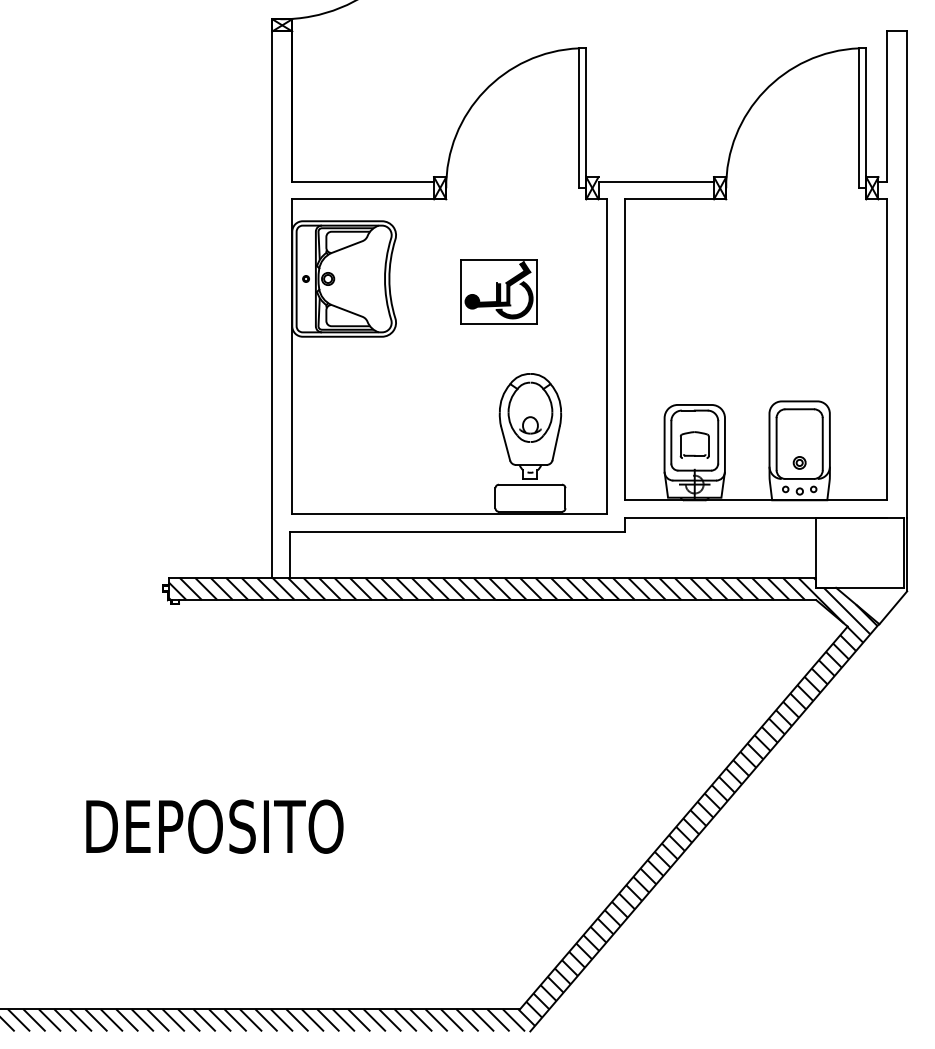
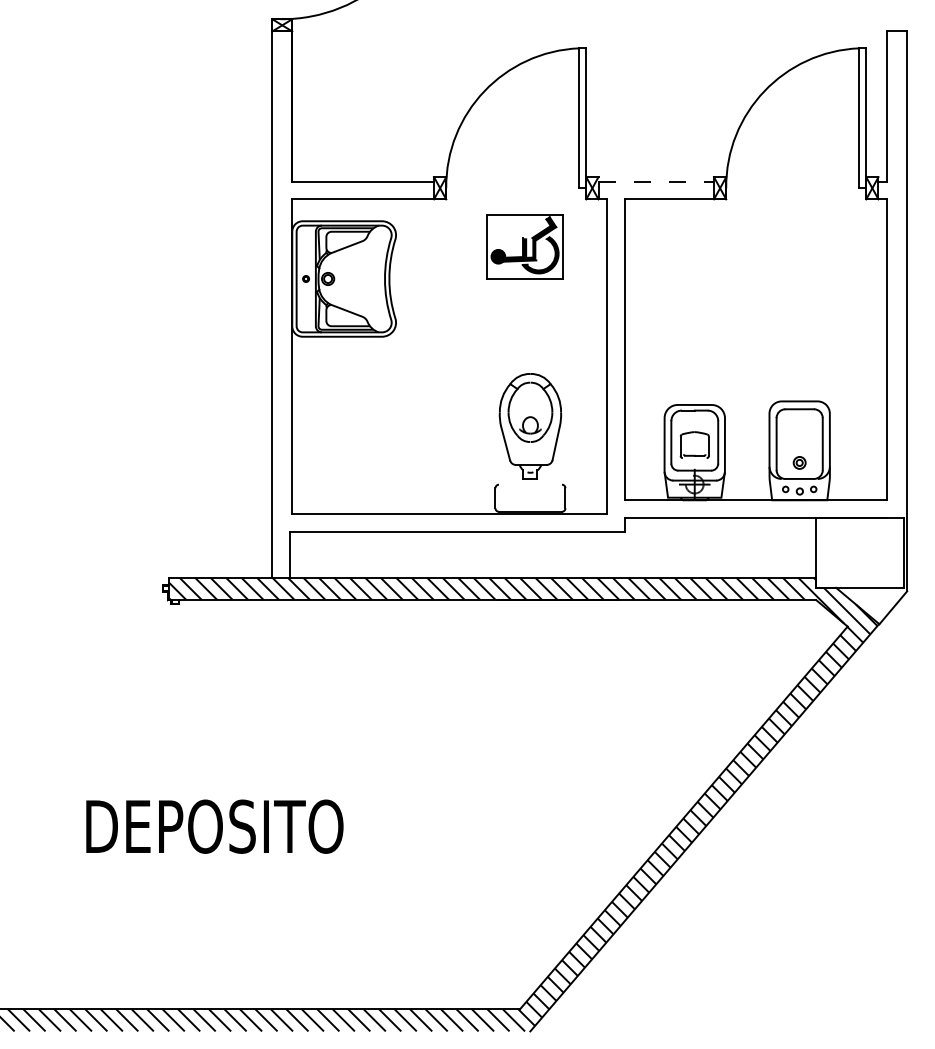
line: solid -> dashed (656, 181)
part position: (498, 291) -> (524, 246) (524, 246)
line: present -> none (529, 484)
